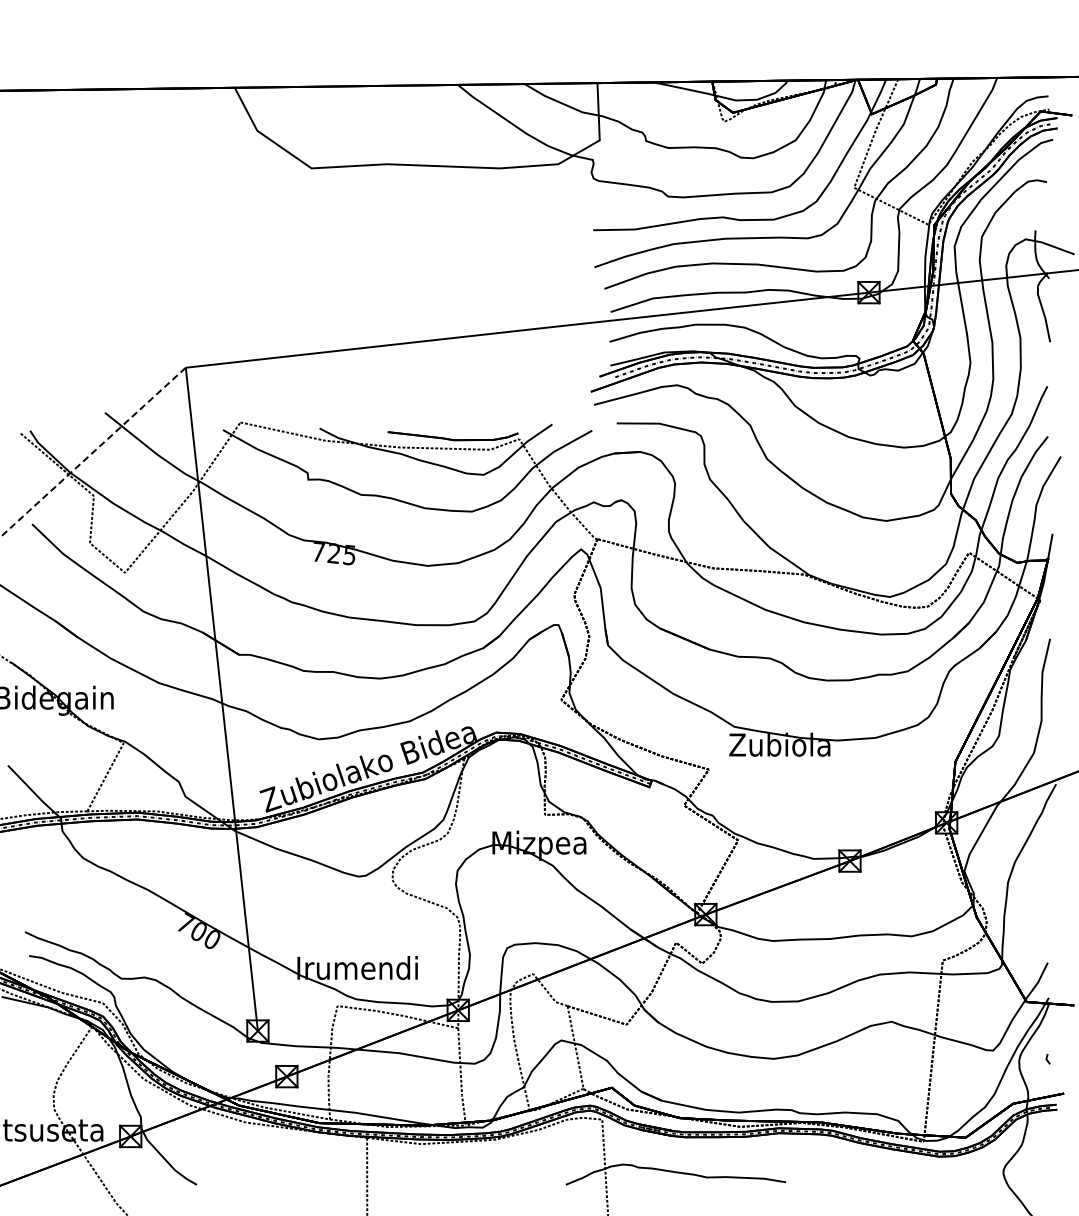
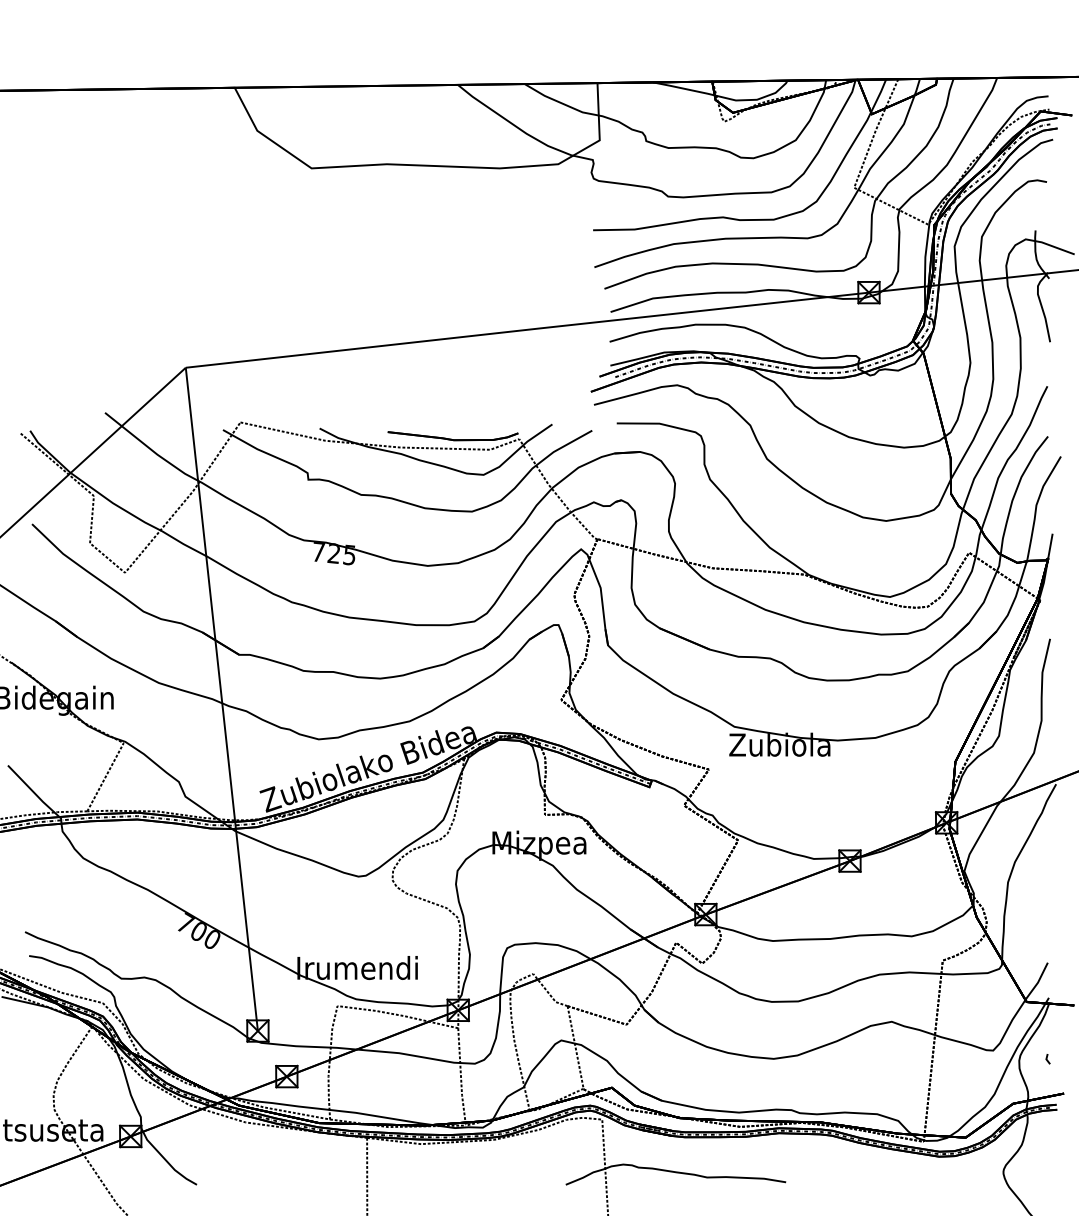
line: dashed -> solid (92, 452)
